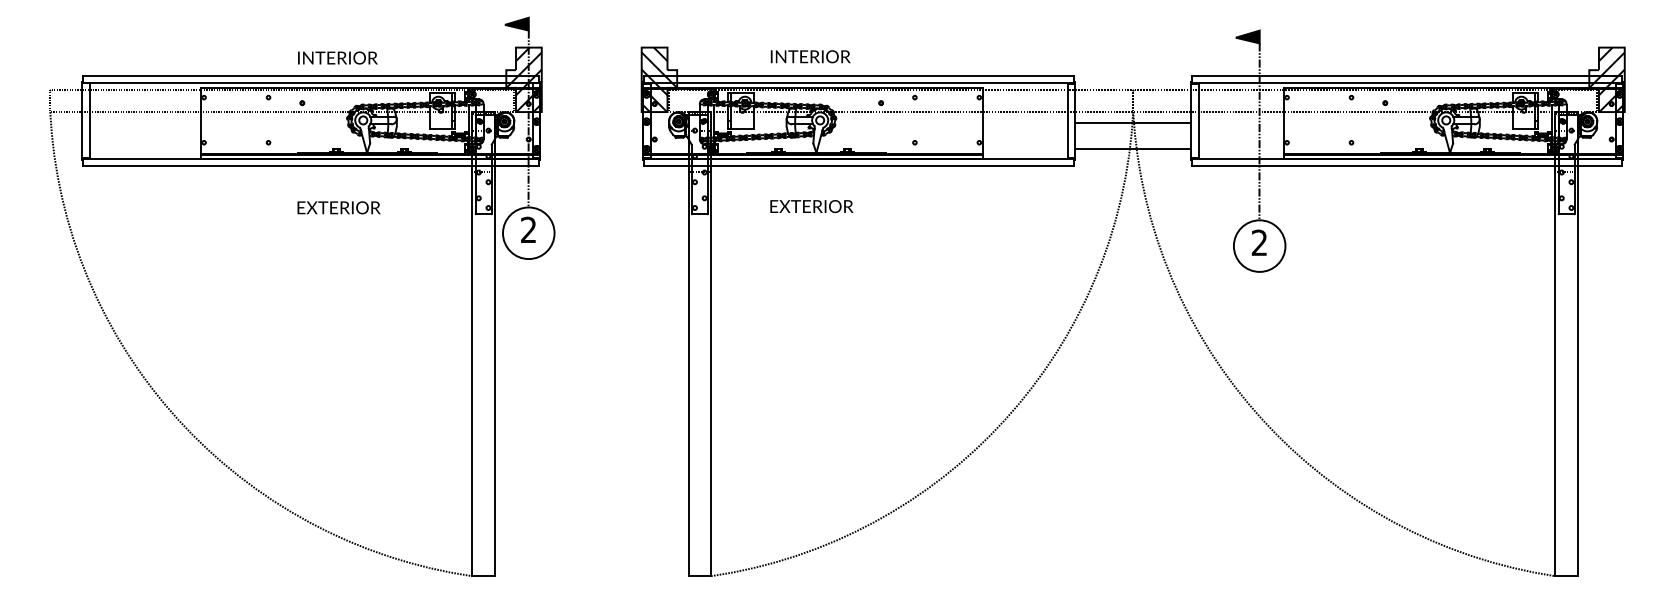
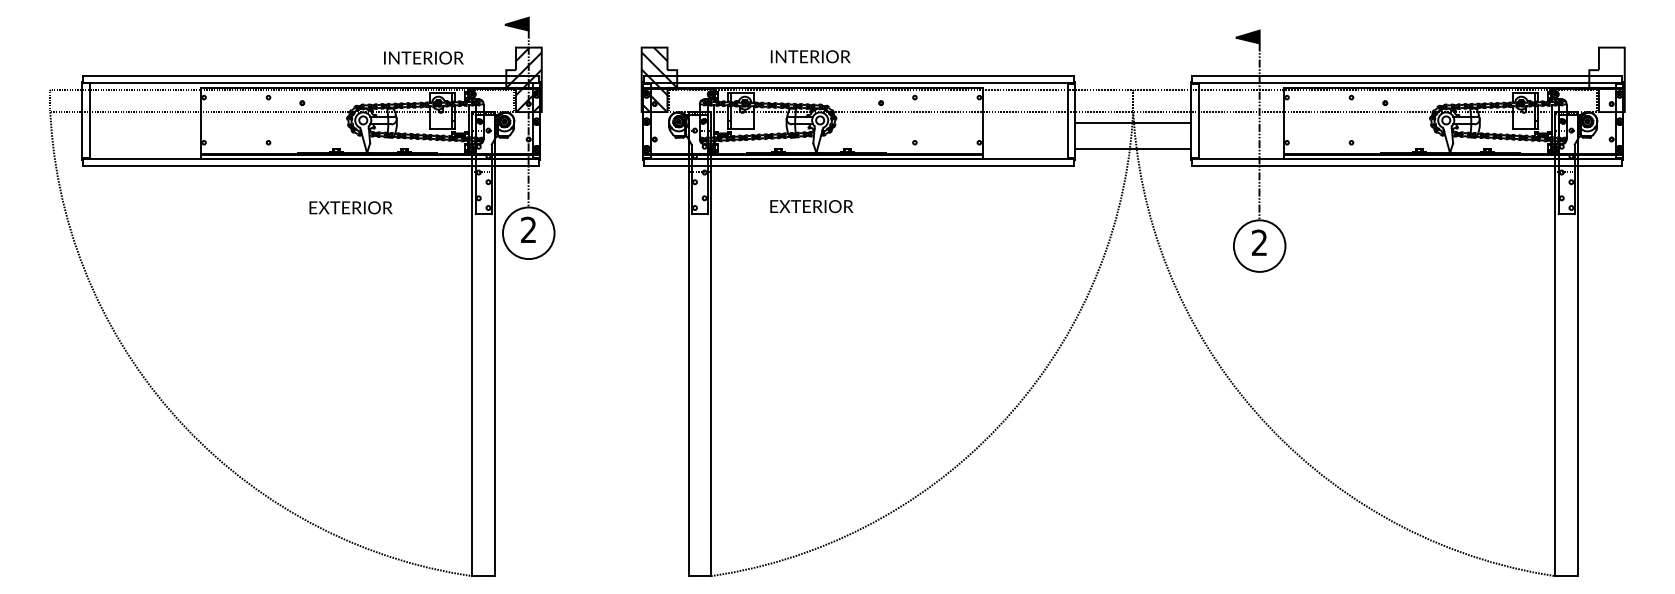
text position: (337, 57) -> (423, 57) (423, 57)
hatch: present -> none (1606, 79)
text position: (338, 207) -> (350, 207) (350, 207)
